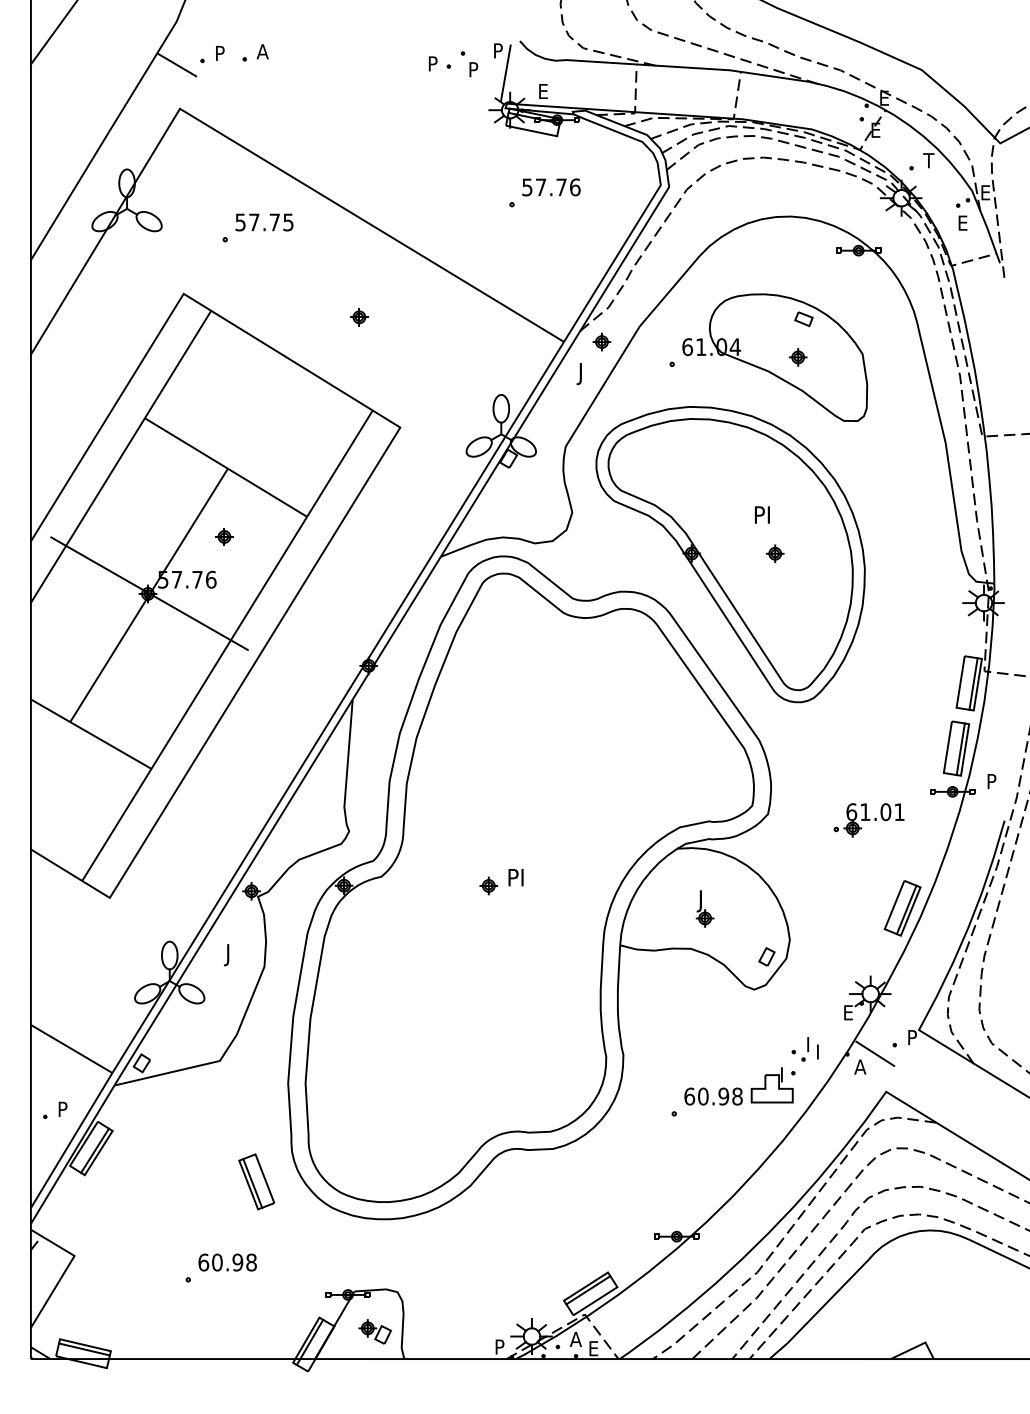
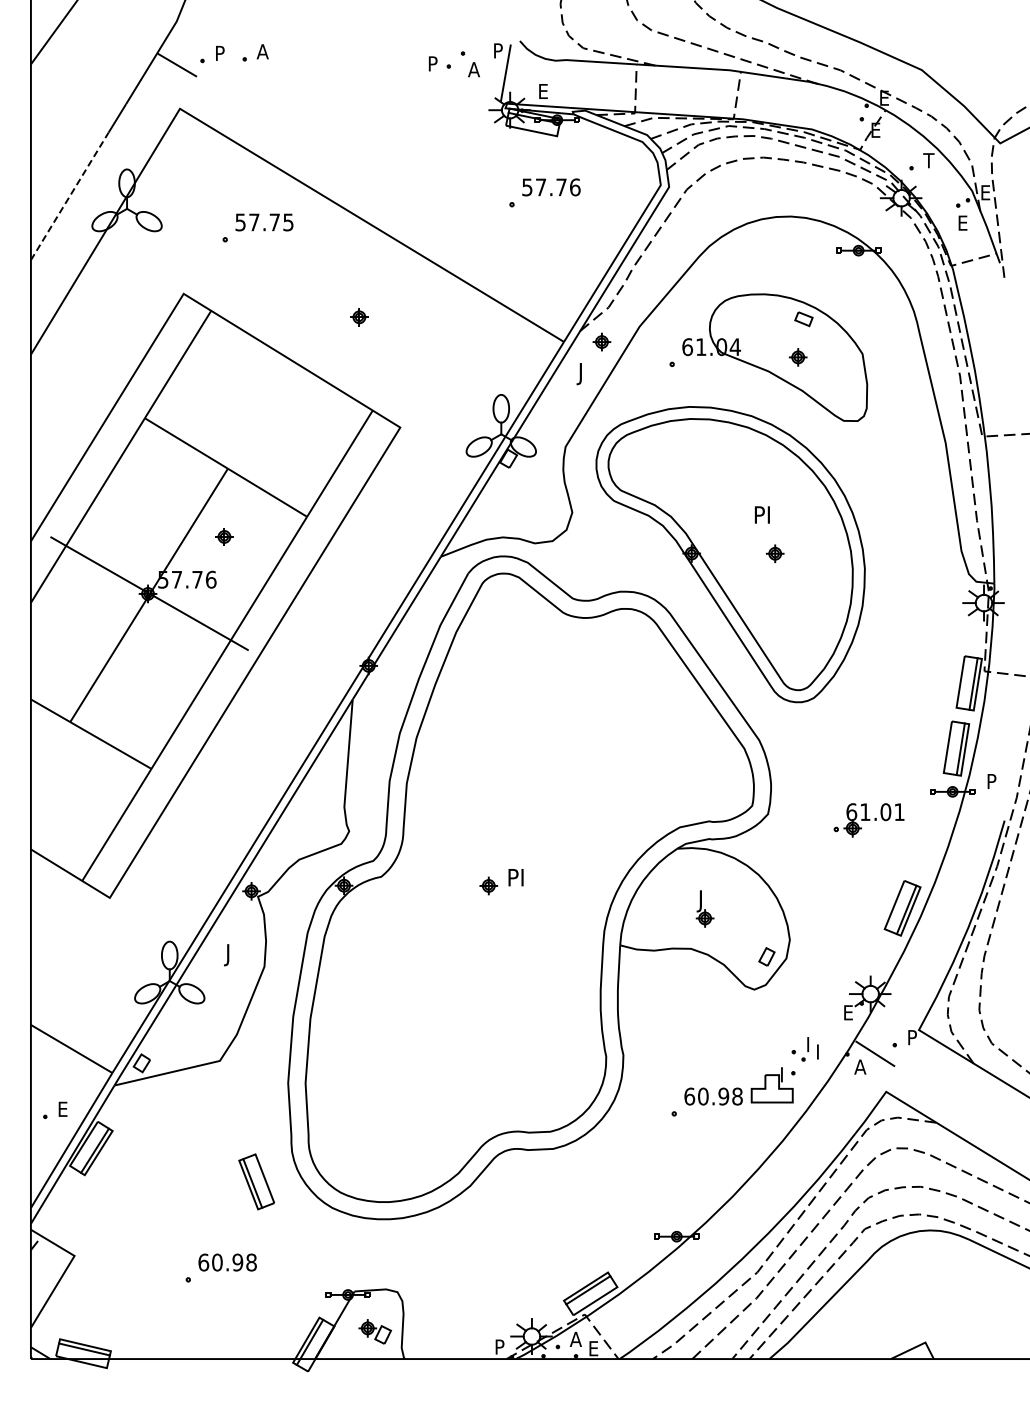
text: P -> A (473, 69)
line: solid -> dashed (69, 196)
text: P -> E (63, 1108)
